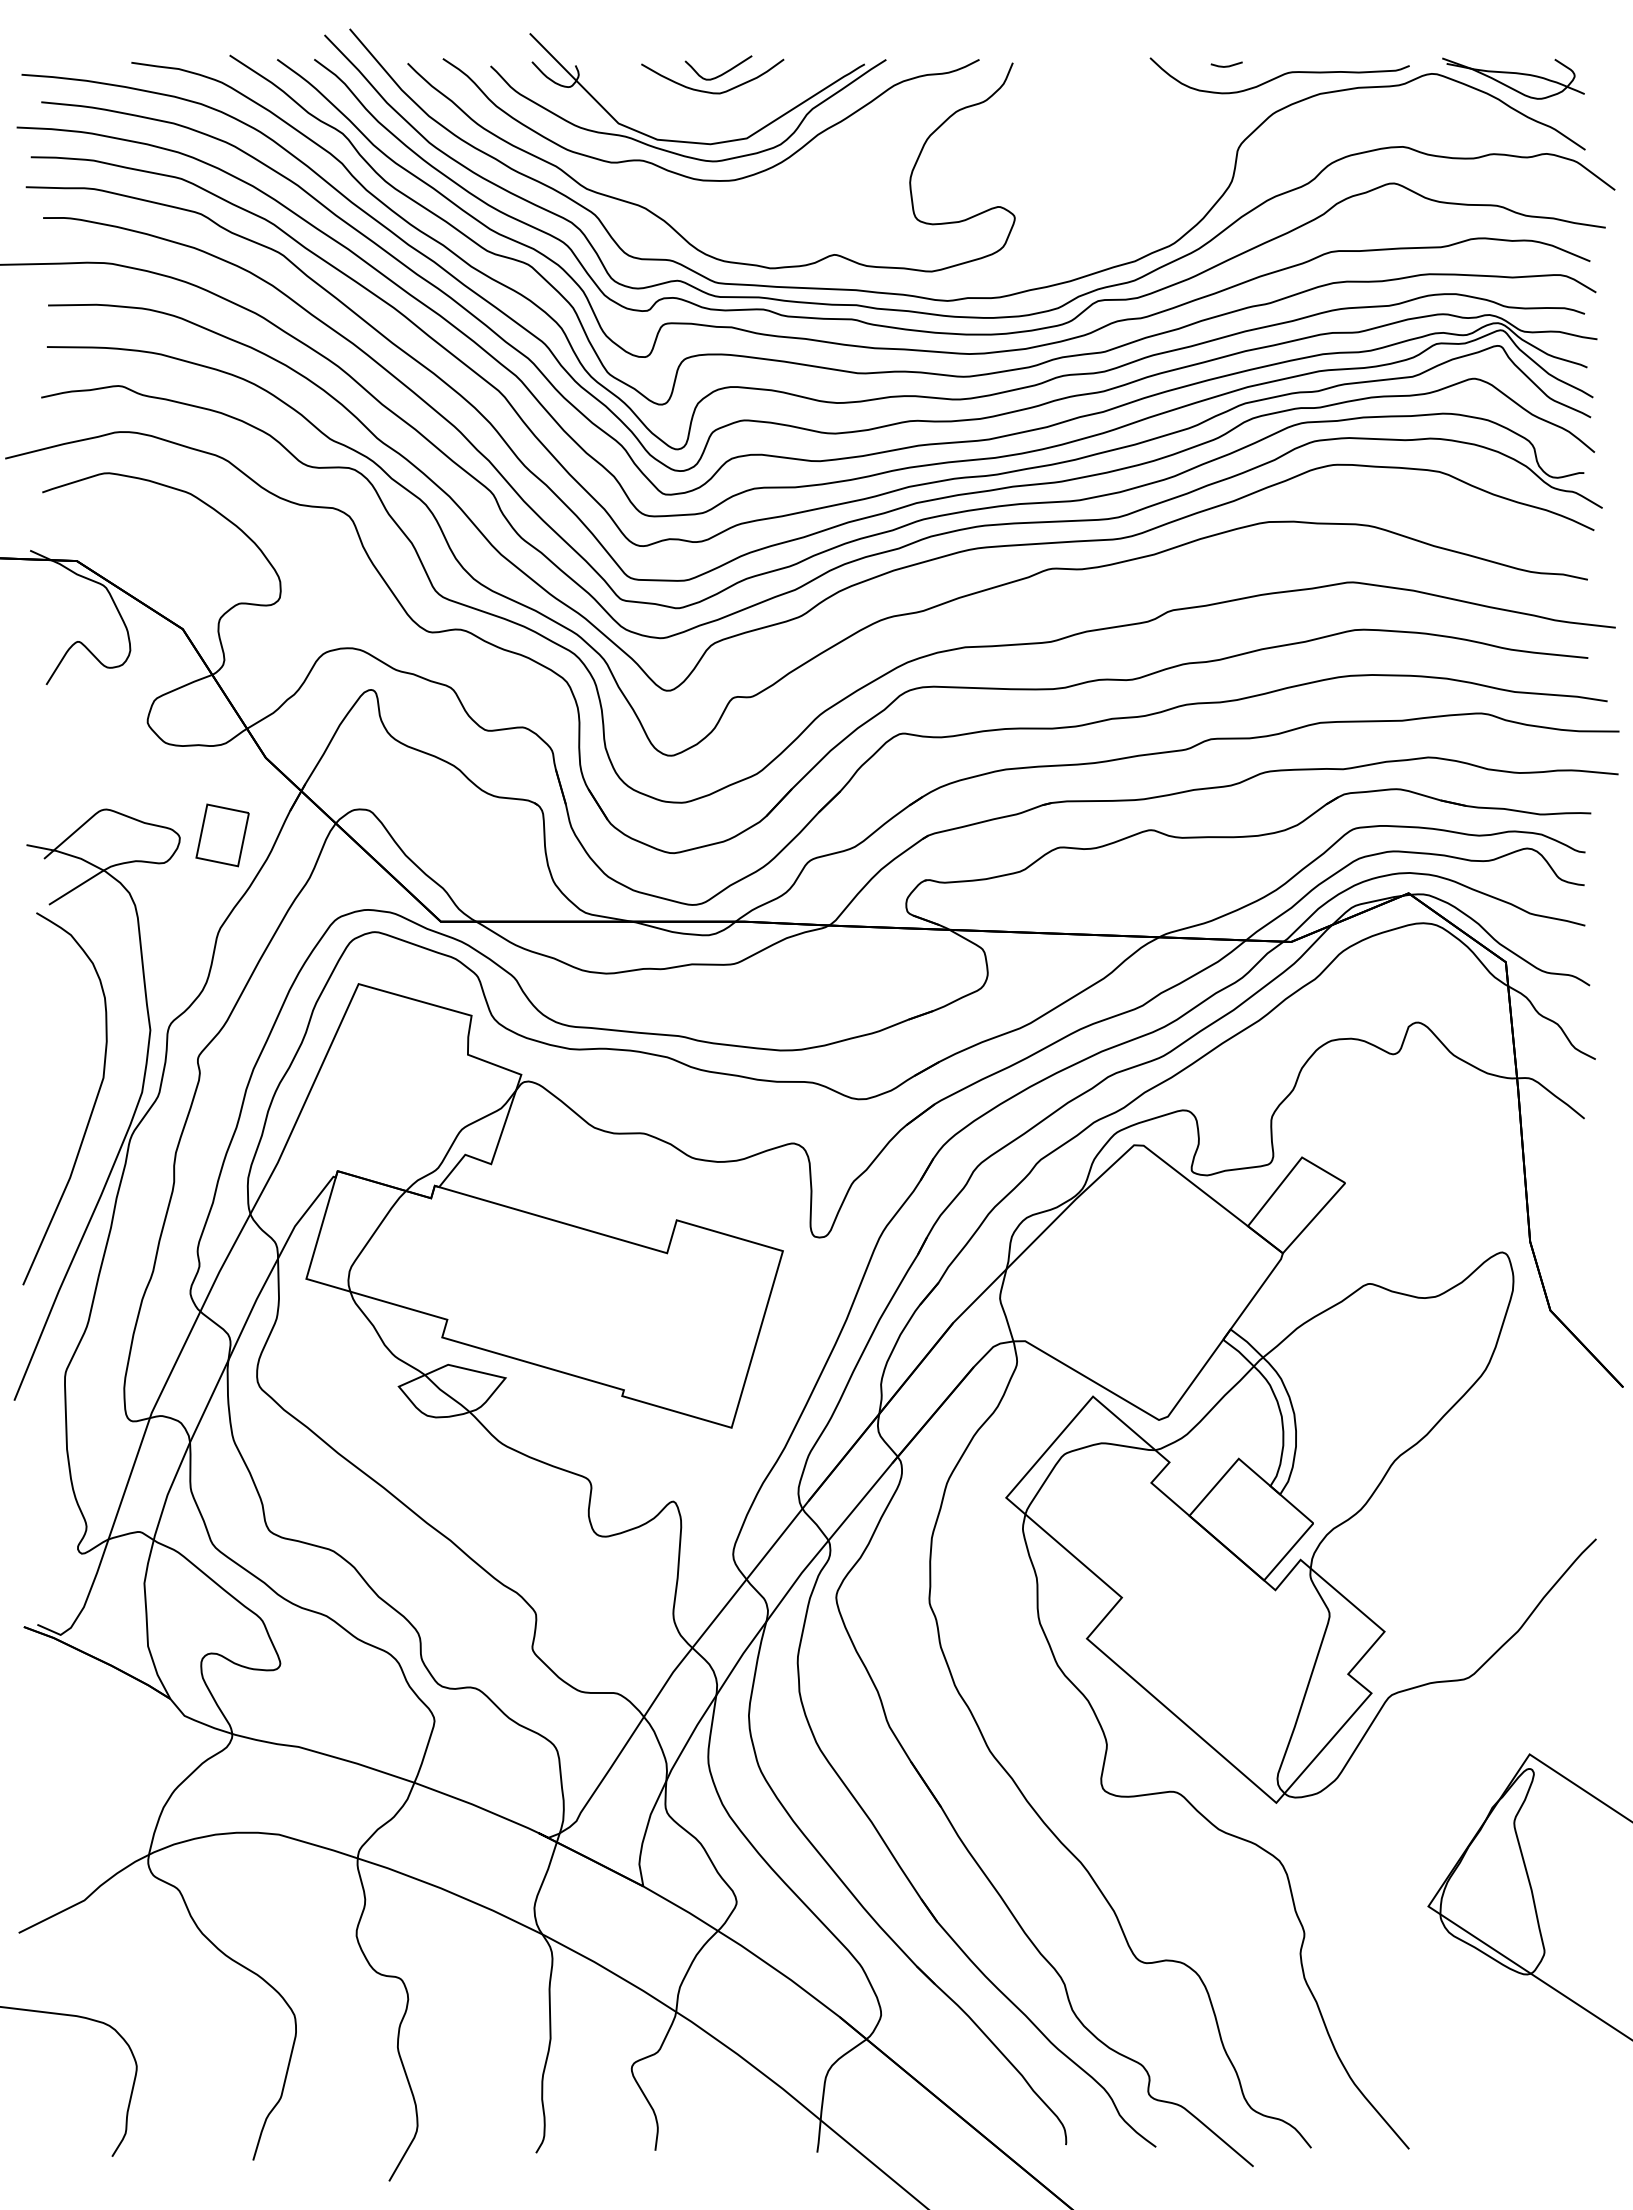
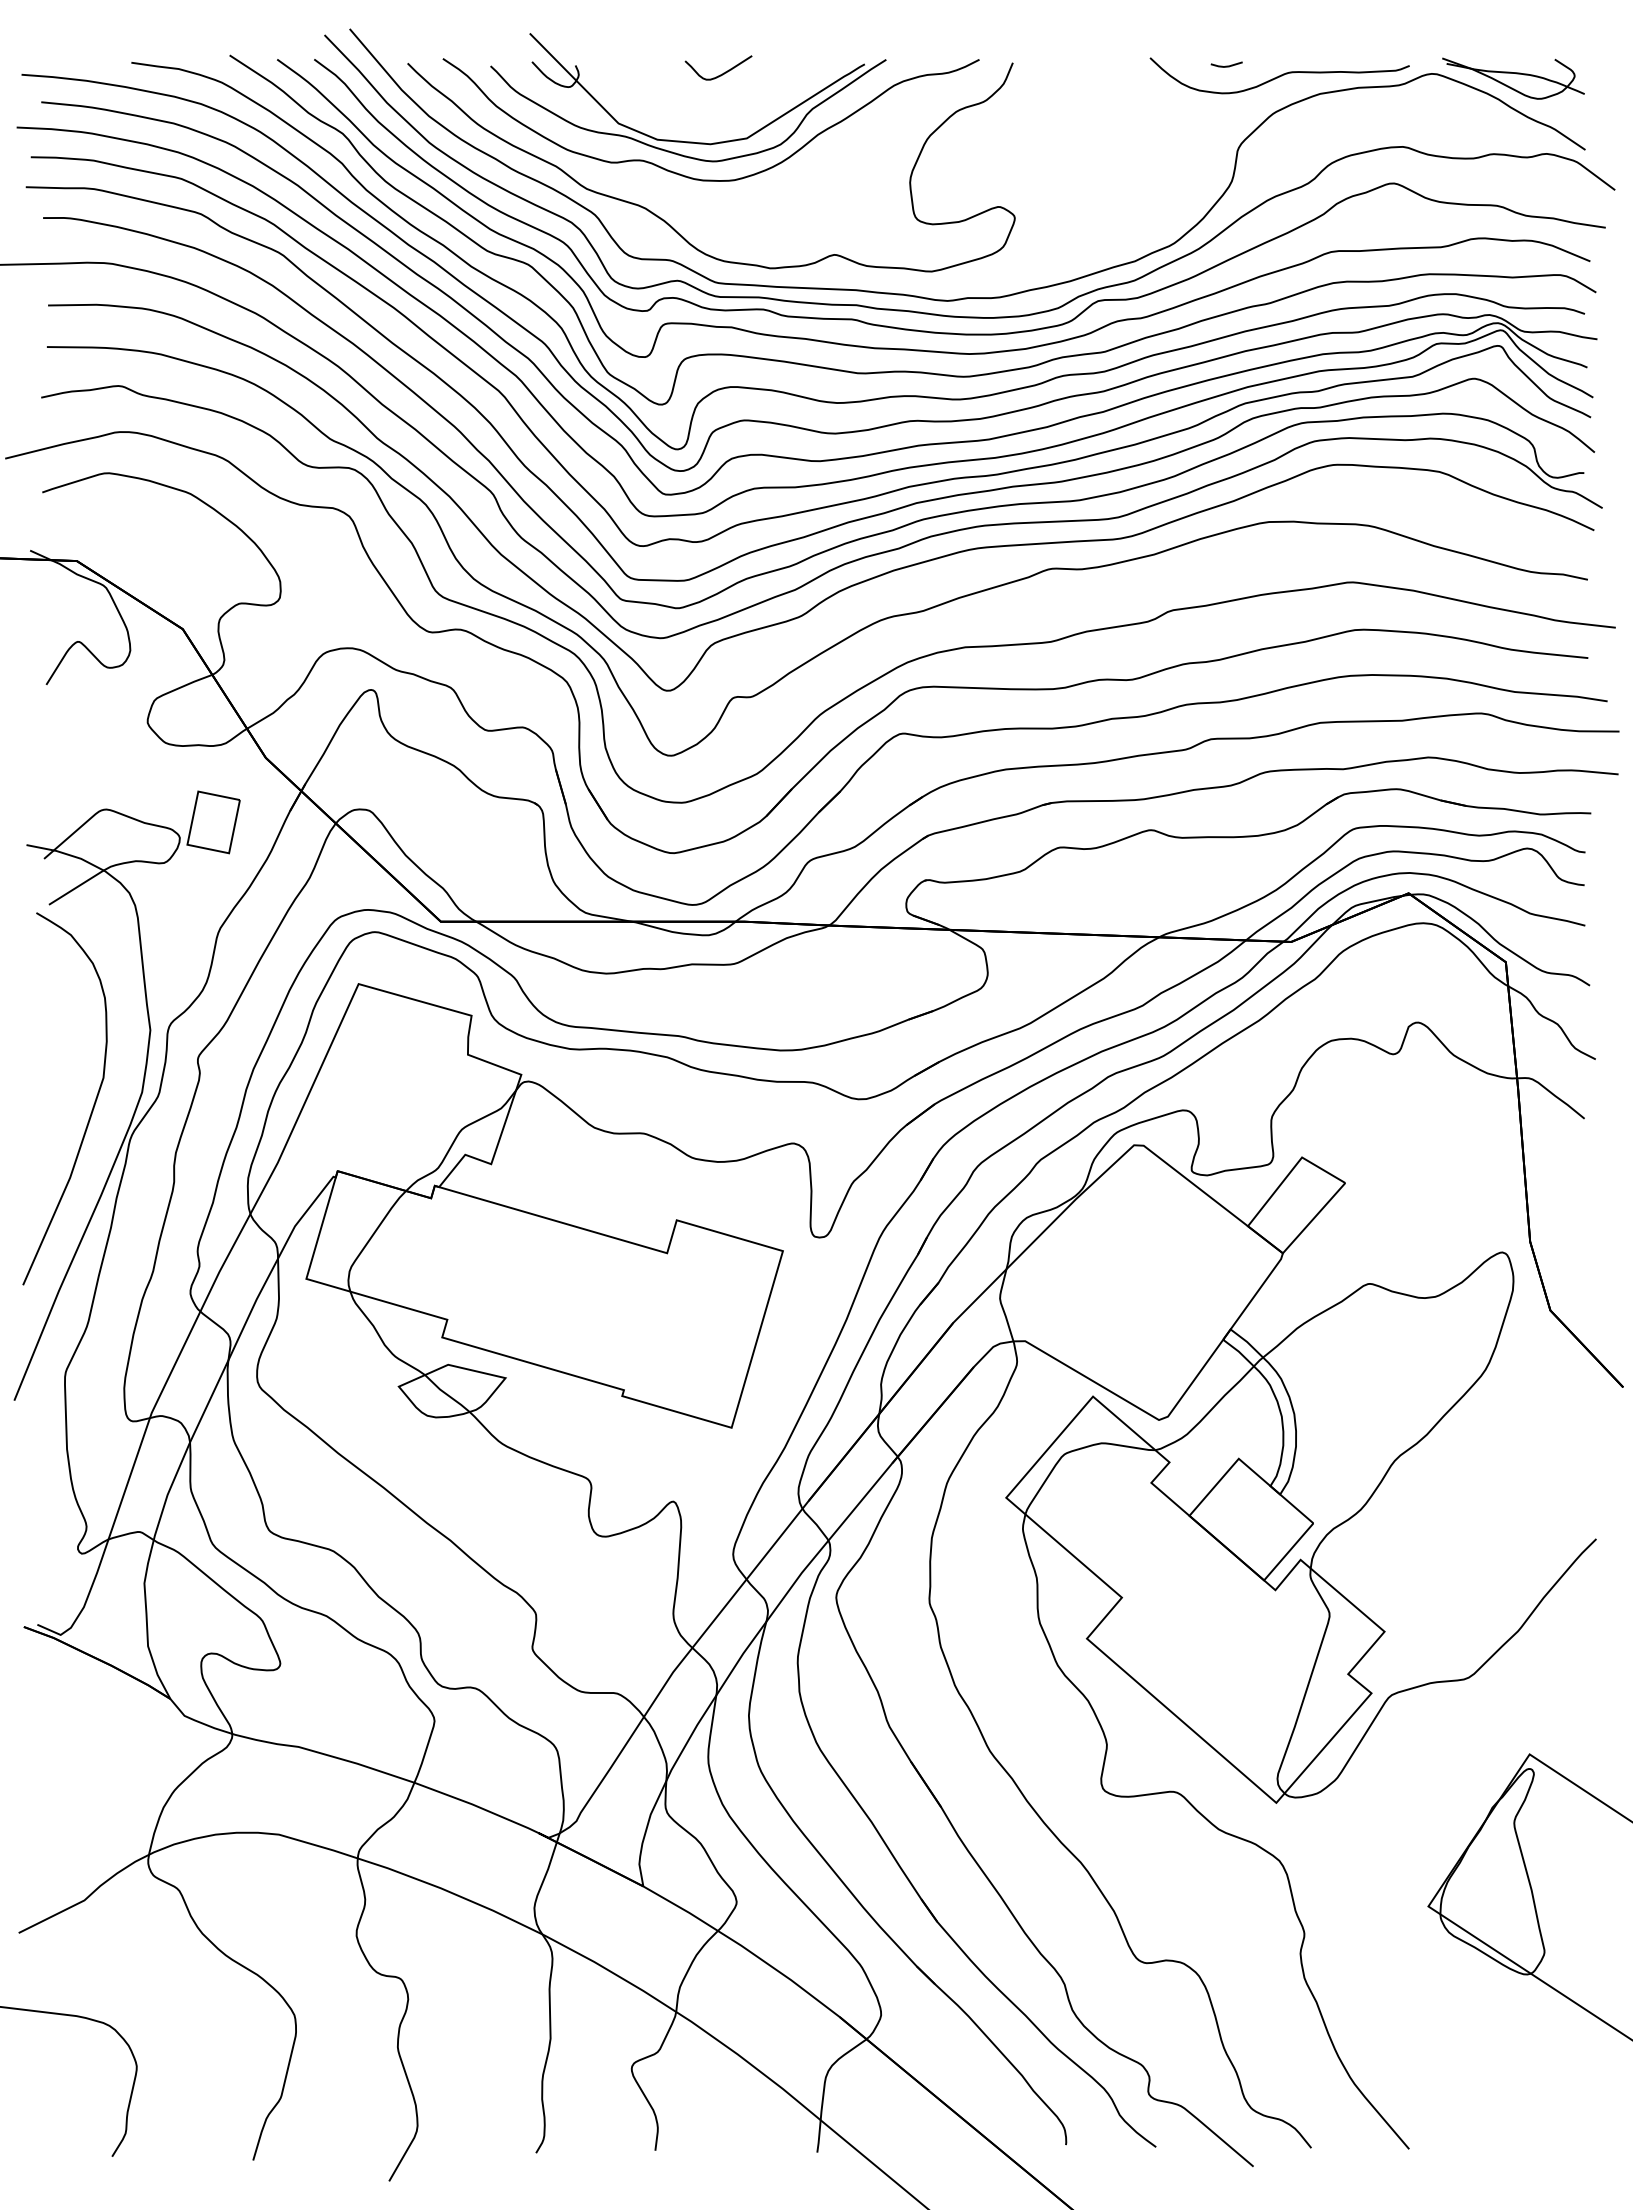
curve: present -> none (710, 91)
part position: (222, 835) -> (213, 822) (213, 822)
